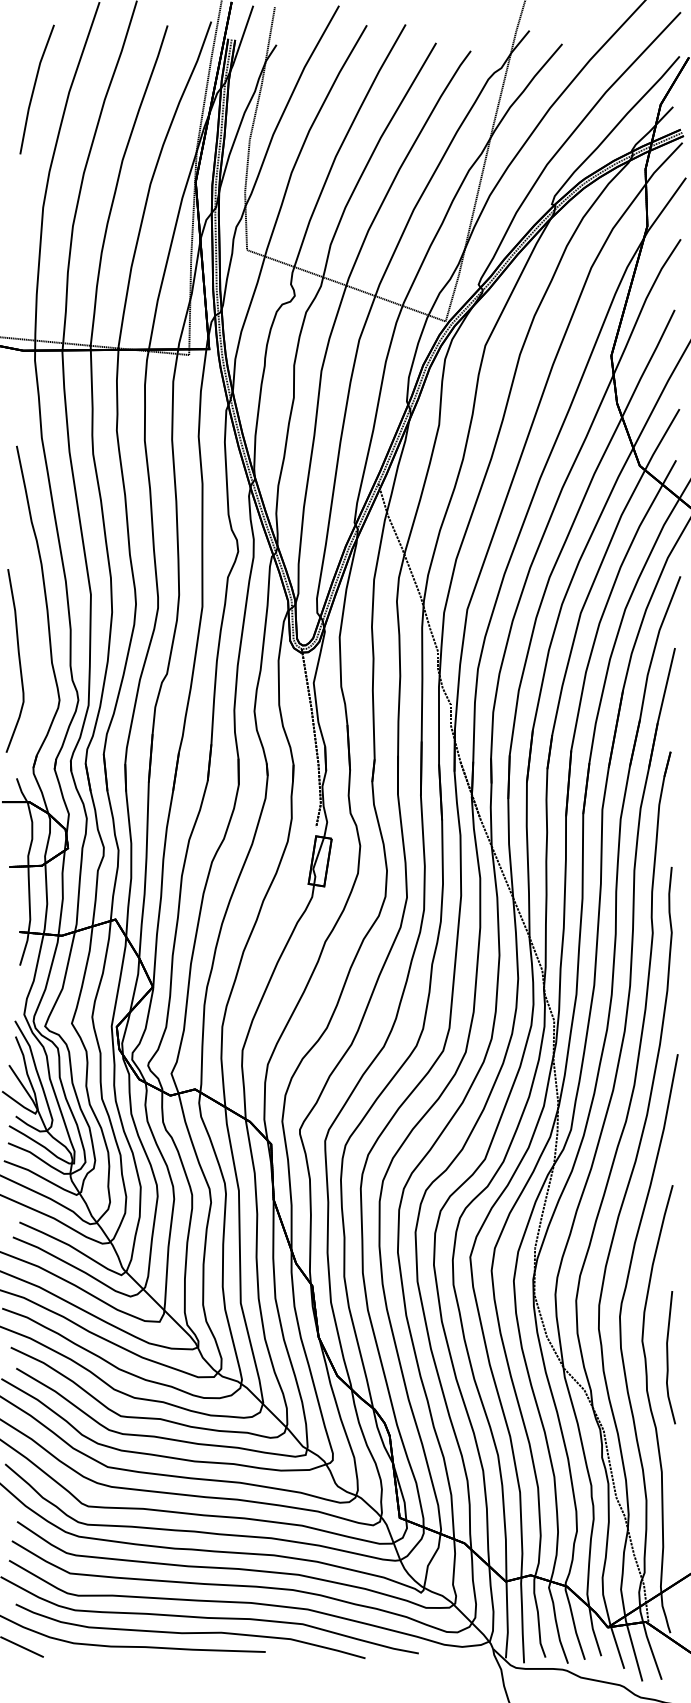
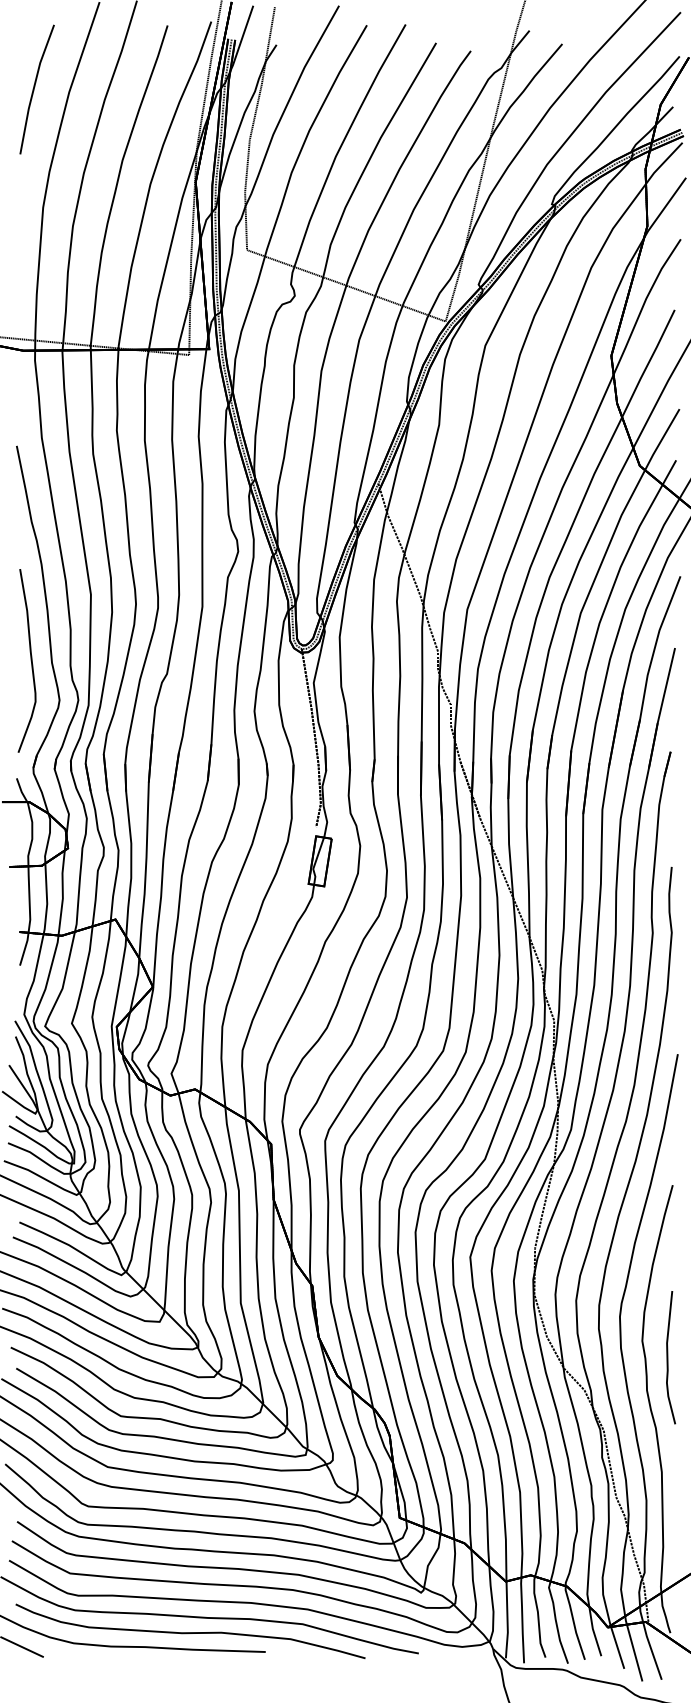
part position: (14, 660) -> (26, 660) (26, 660)
